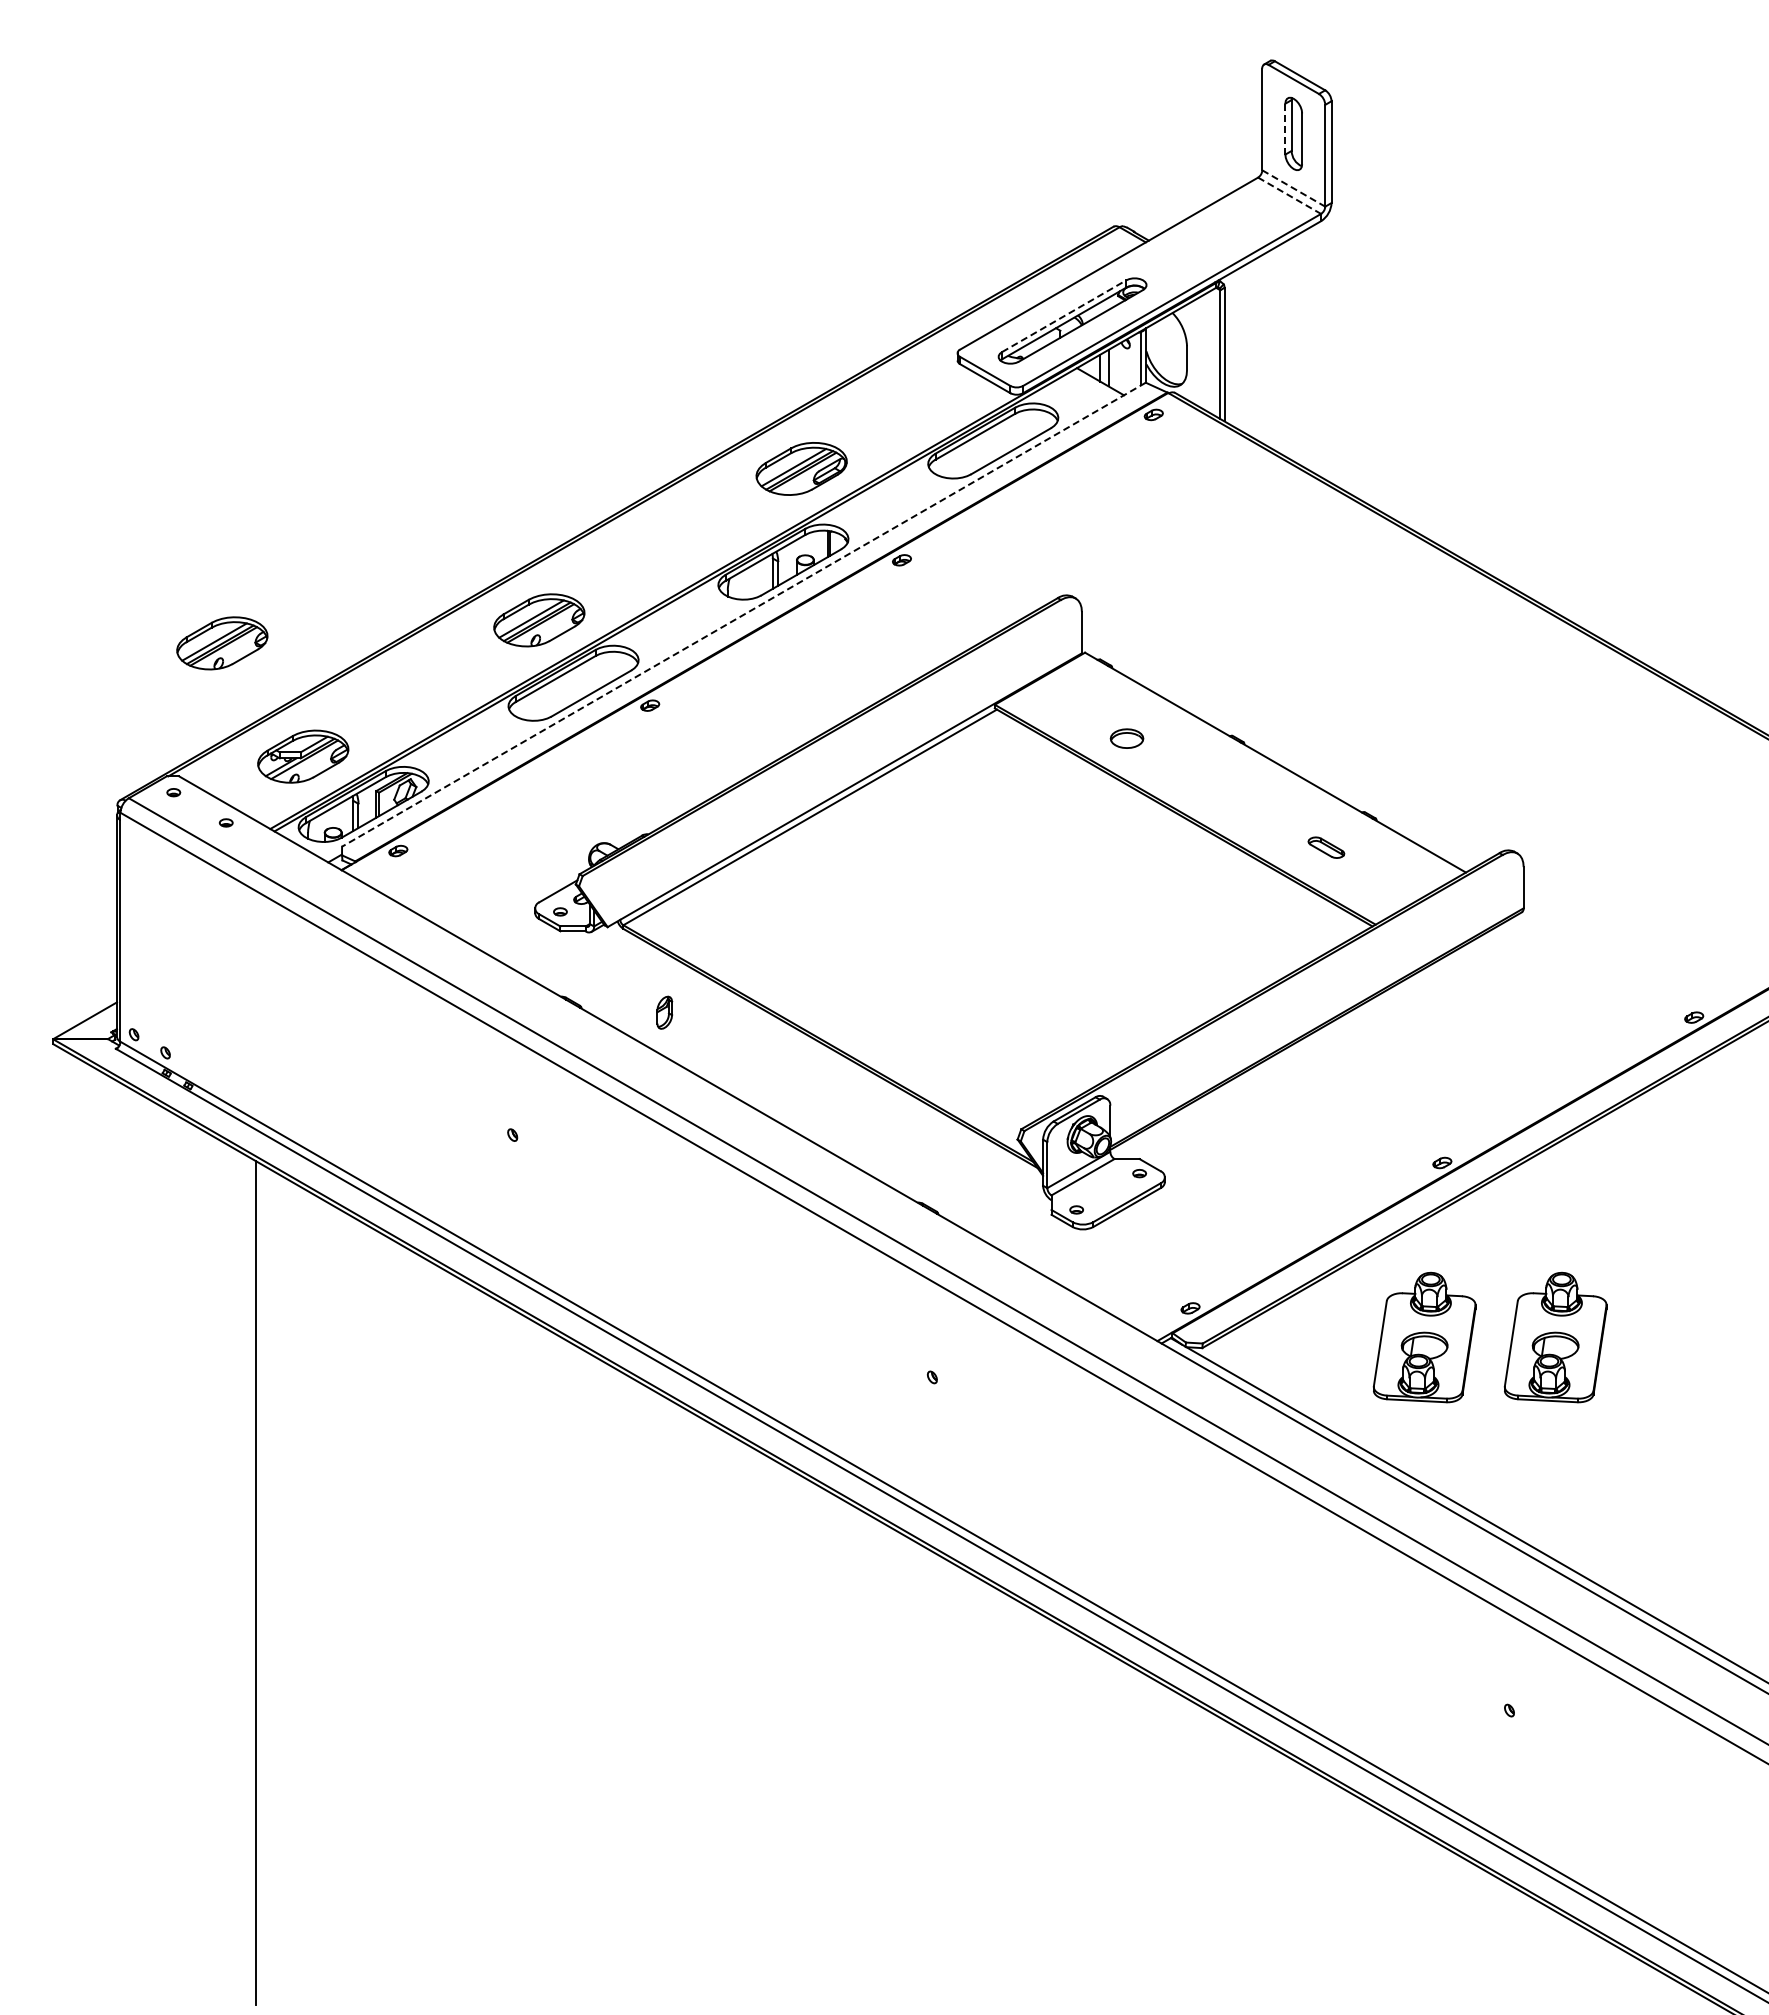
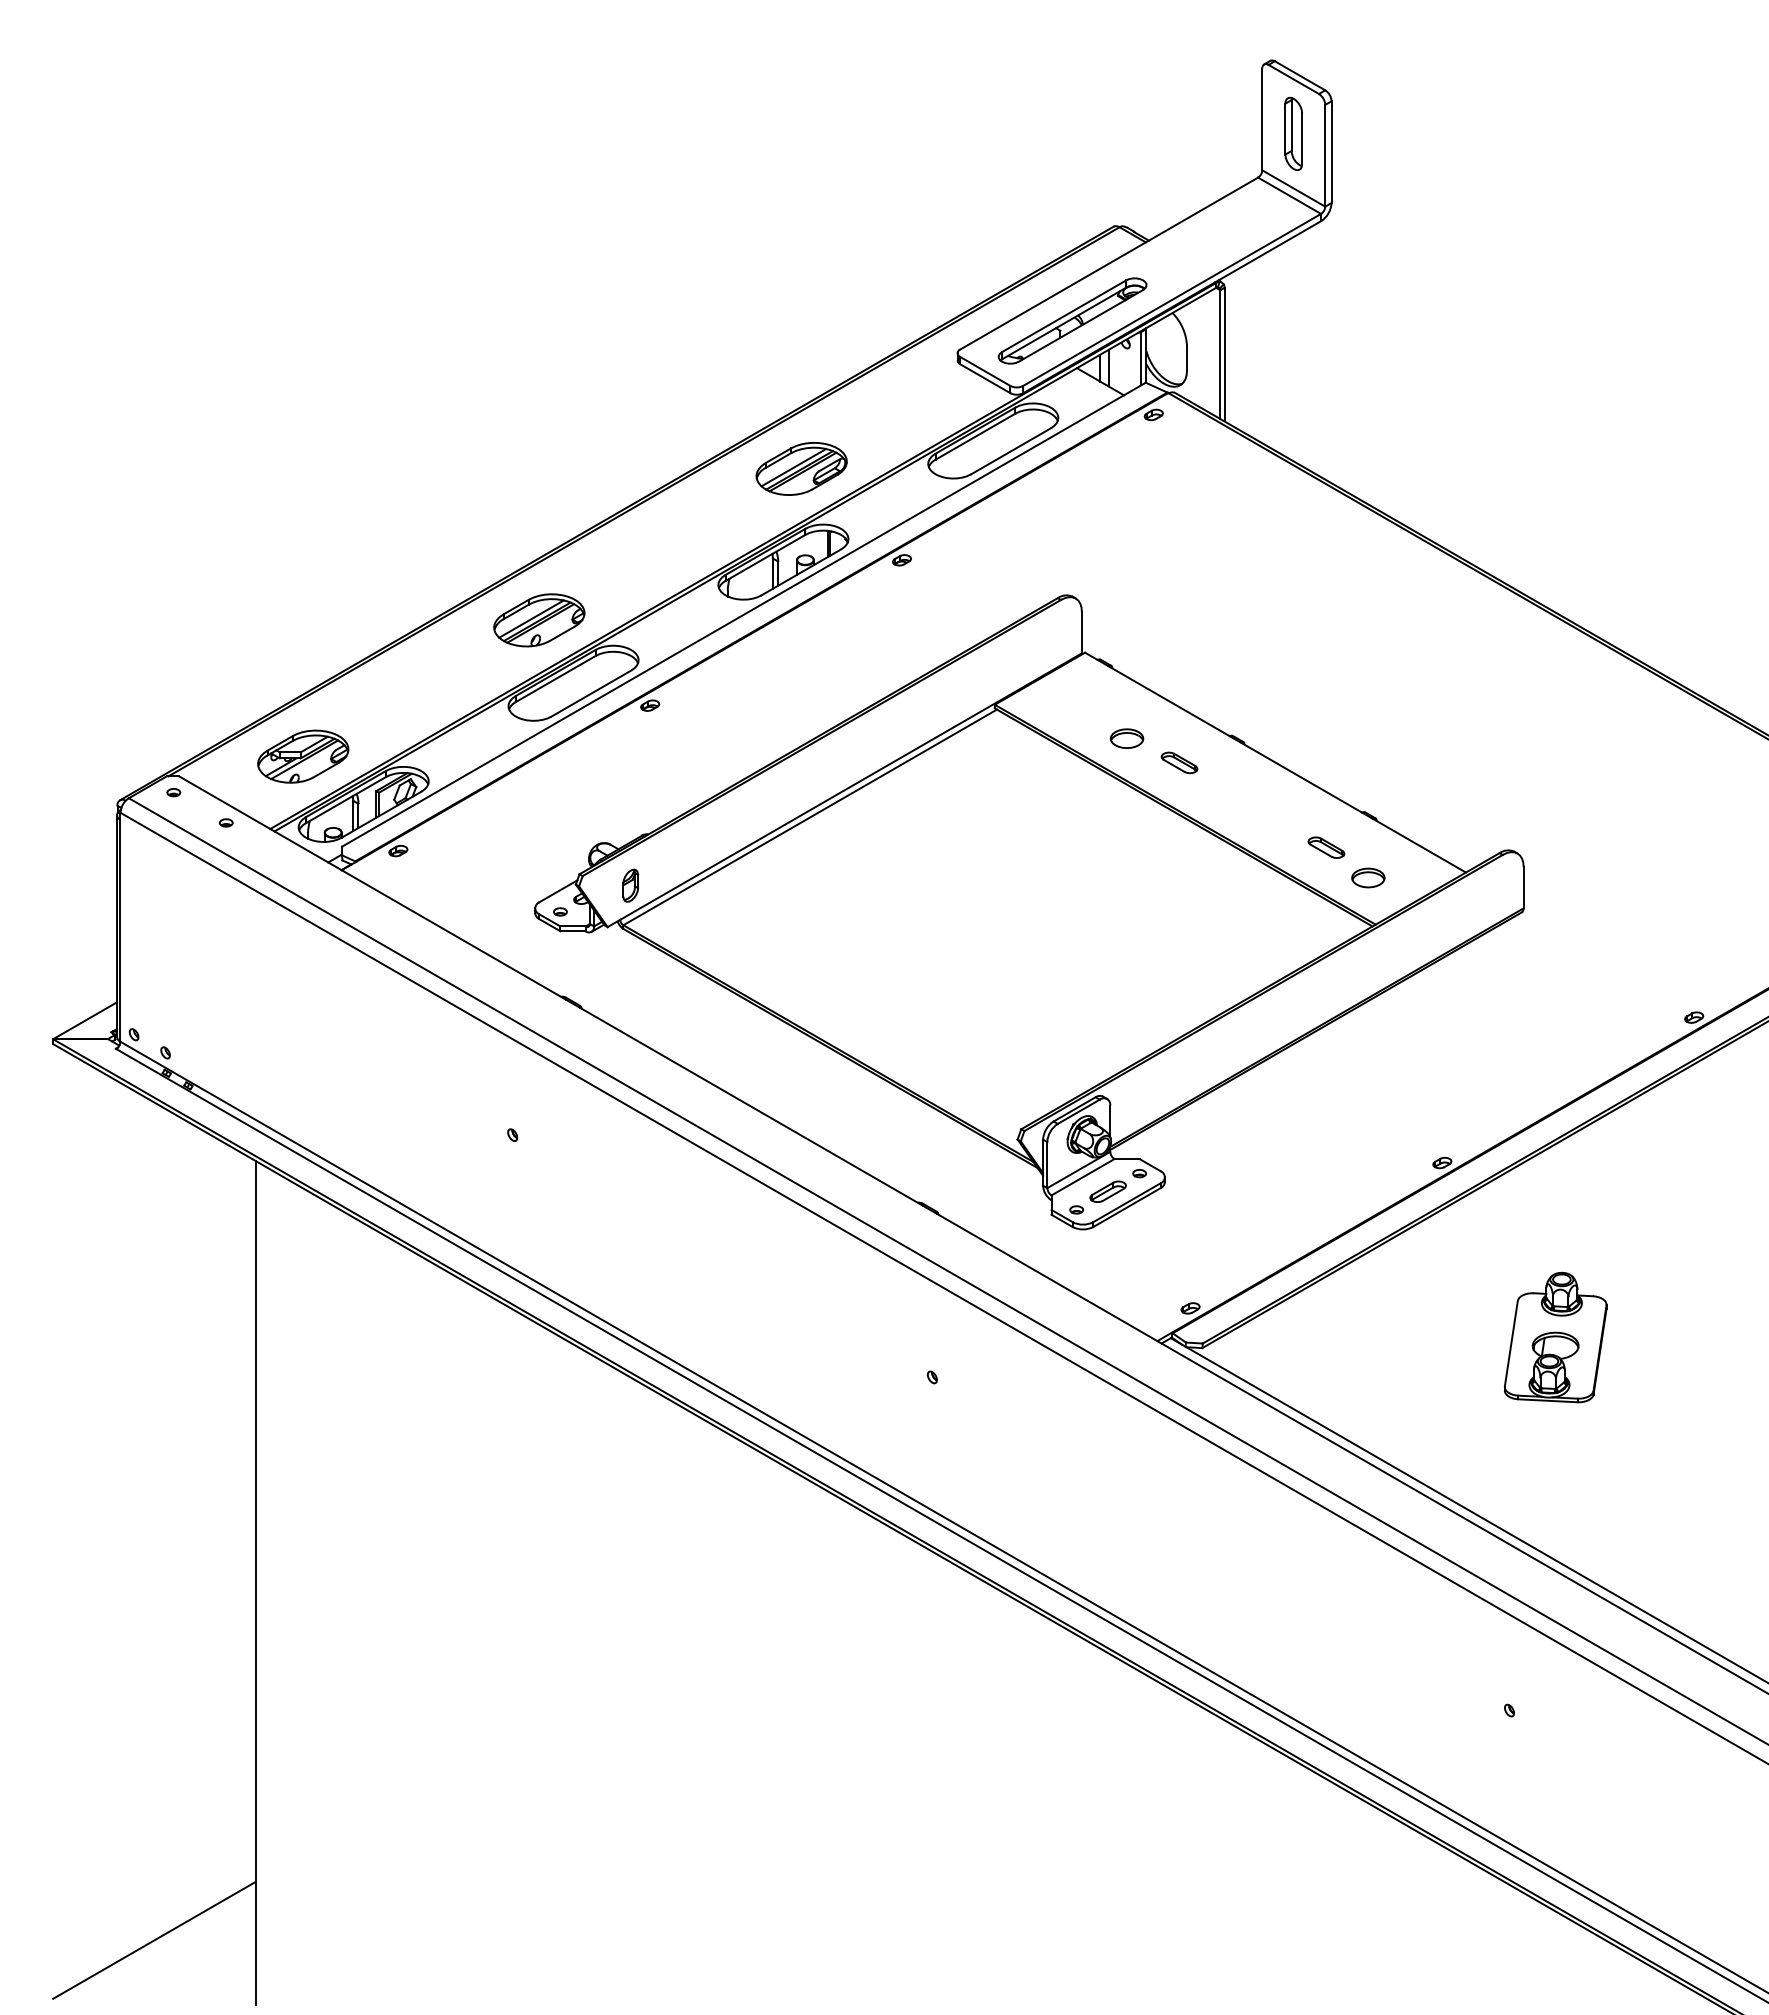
line: dashed -> solid (1285, 128)
line: dashed -> solid (1294, 188)
line: dashed -> solid (1290, 196)
line: dashed -> solid (1064, 316)
line: dashed -> solid (743, 614)
part: present -> none (222, 643)
part: none -> present (1179, 762)
part: none -> present (1368, 877)
part position: (664, 1012) -> (630, 885) (630, 885)
part: none -> present (1107, 1191)
part: present -> none (1424, 1337)
line: none -> present (154, 1939)
